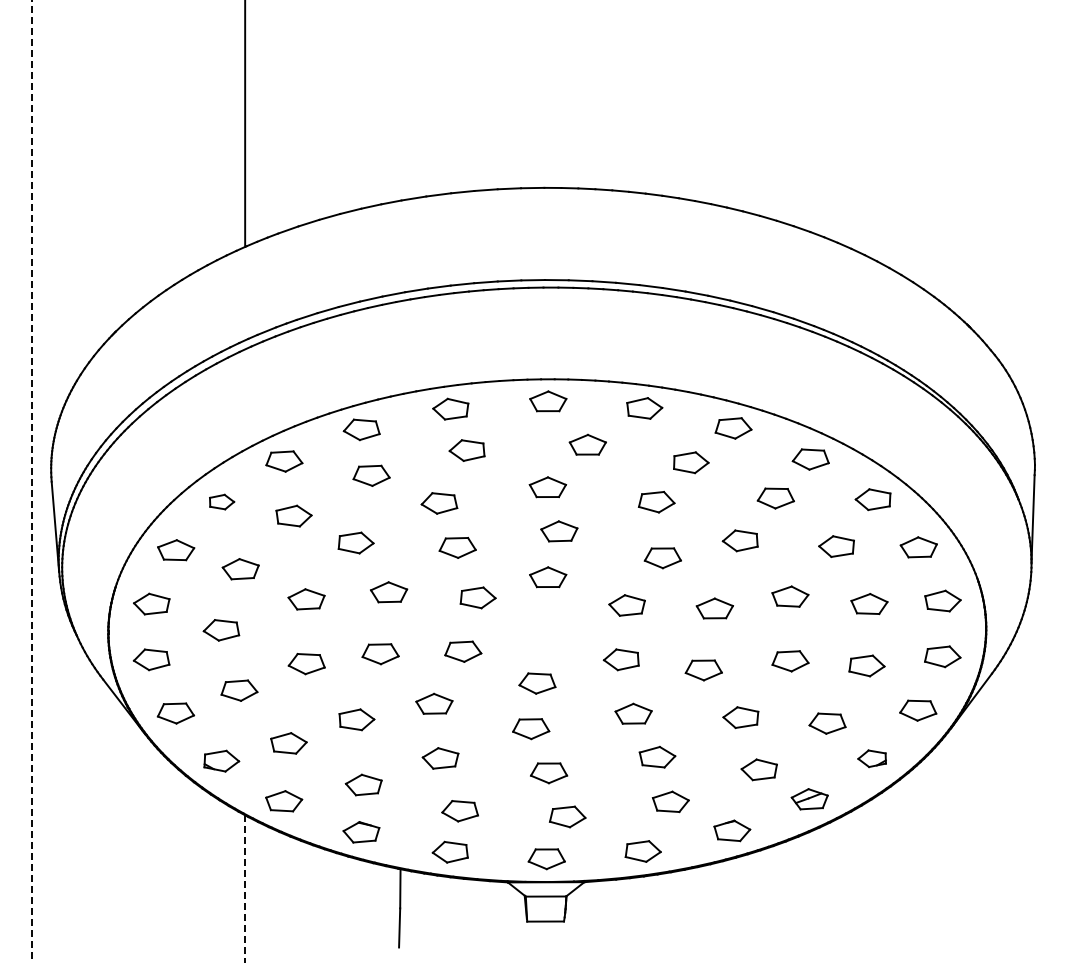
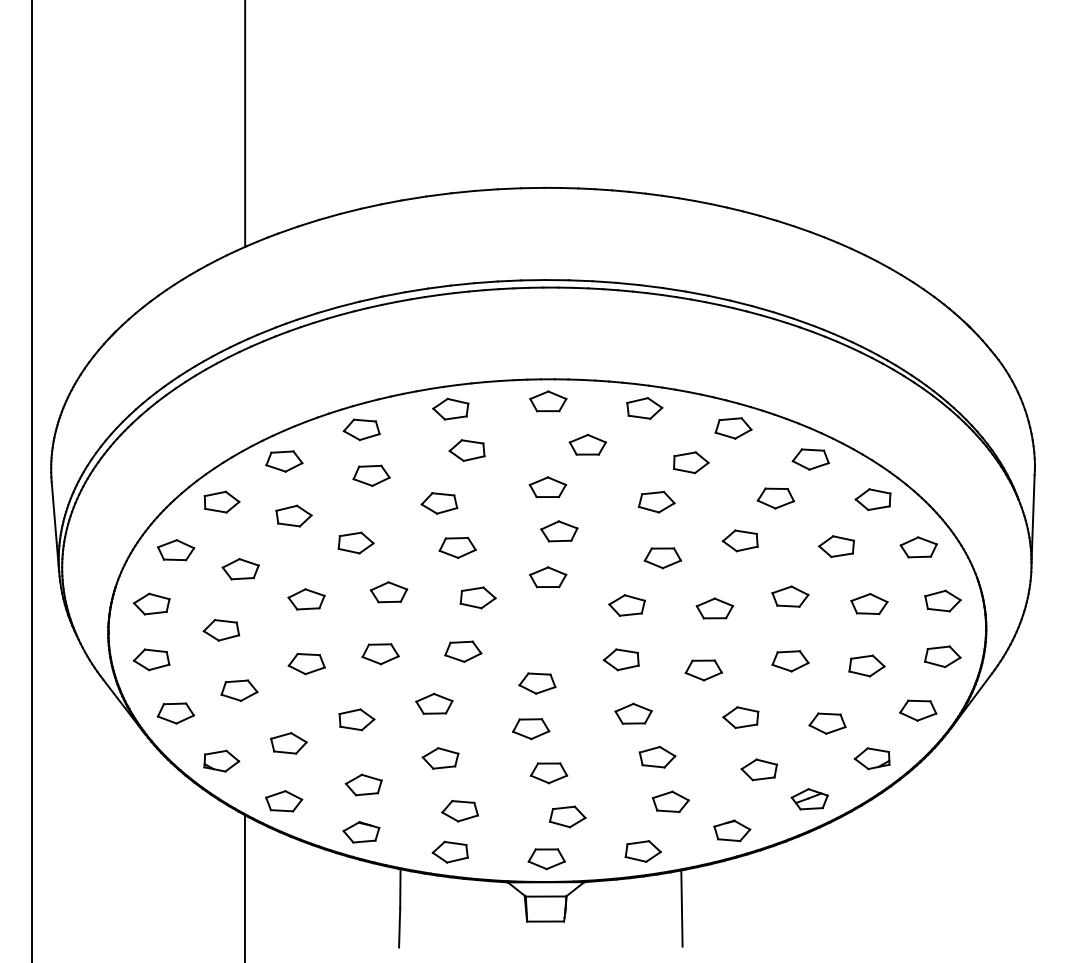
line: dashed -> solid (32, 481)
part size: 27x18 px -> 38x24 px (221, 501)
part size: 30x20 px -> 38x24 px (871, 758)
line: dashed -> solid (245, 889)
line: none -> present (681, 908)
